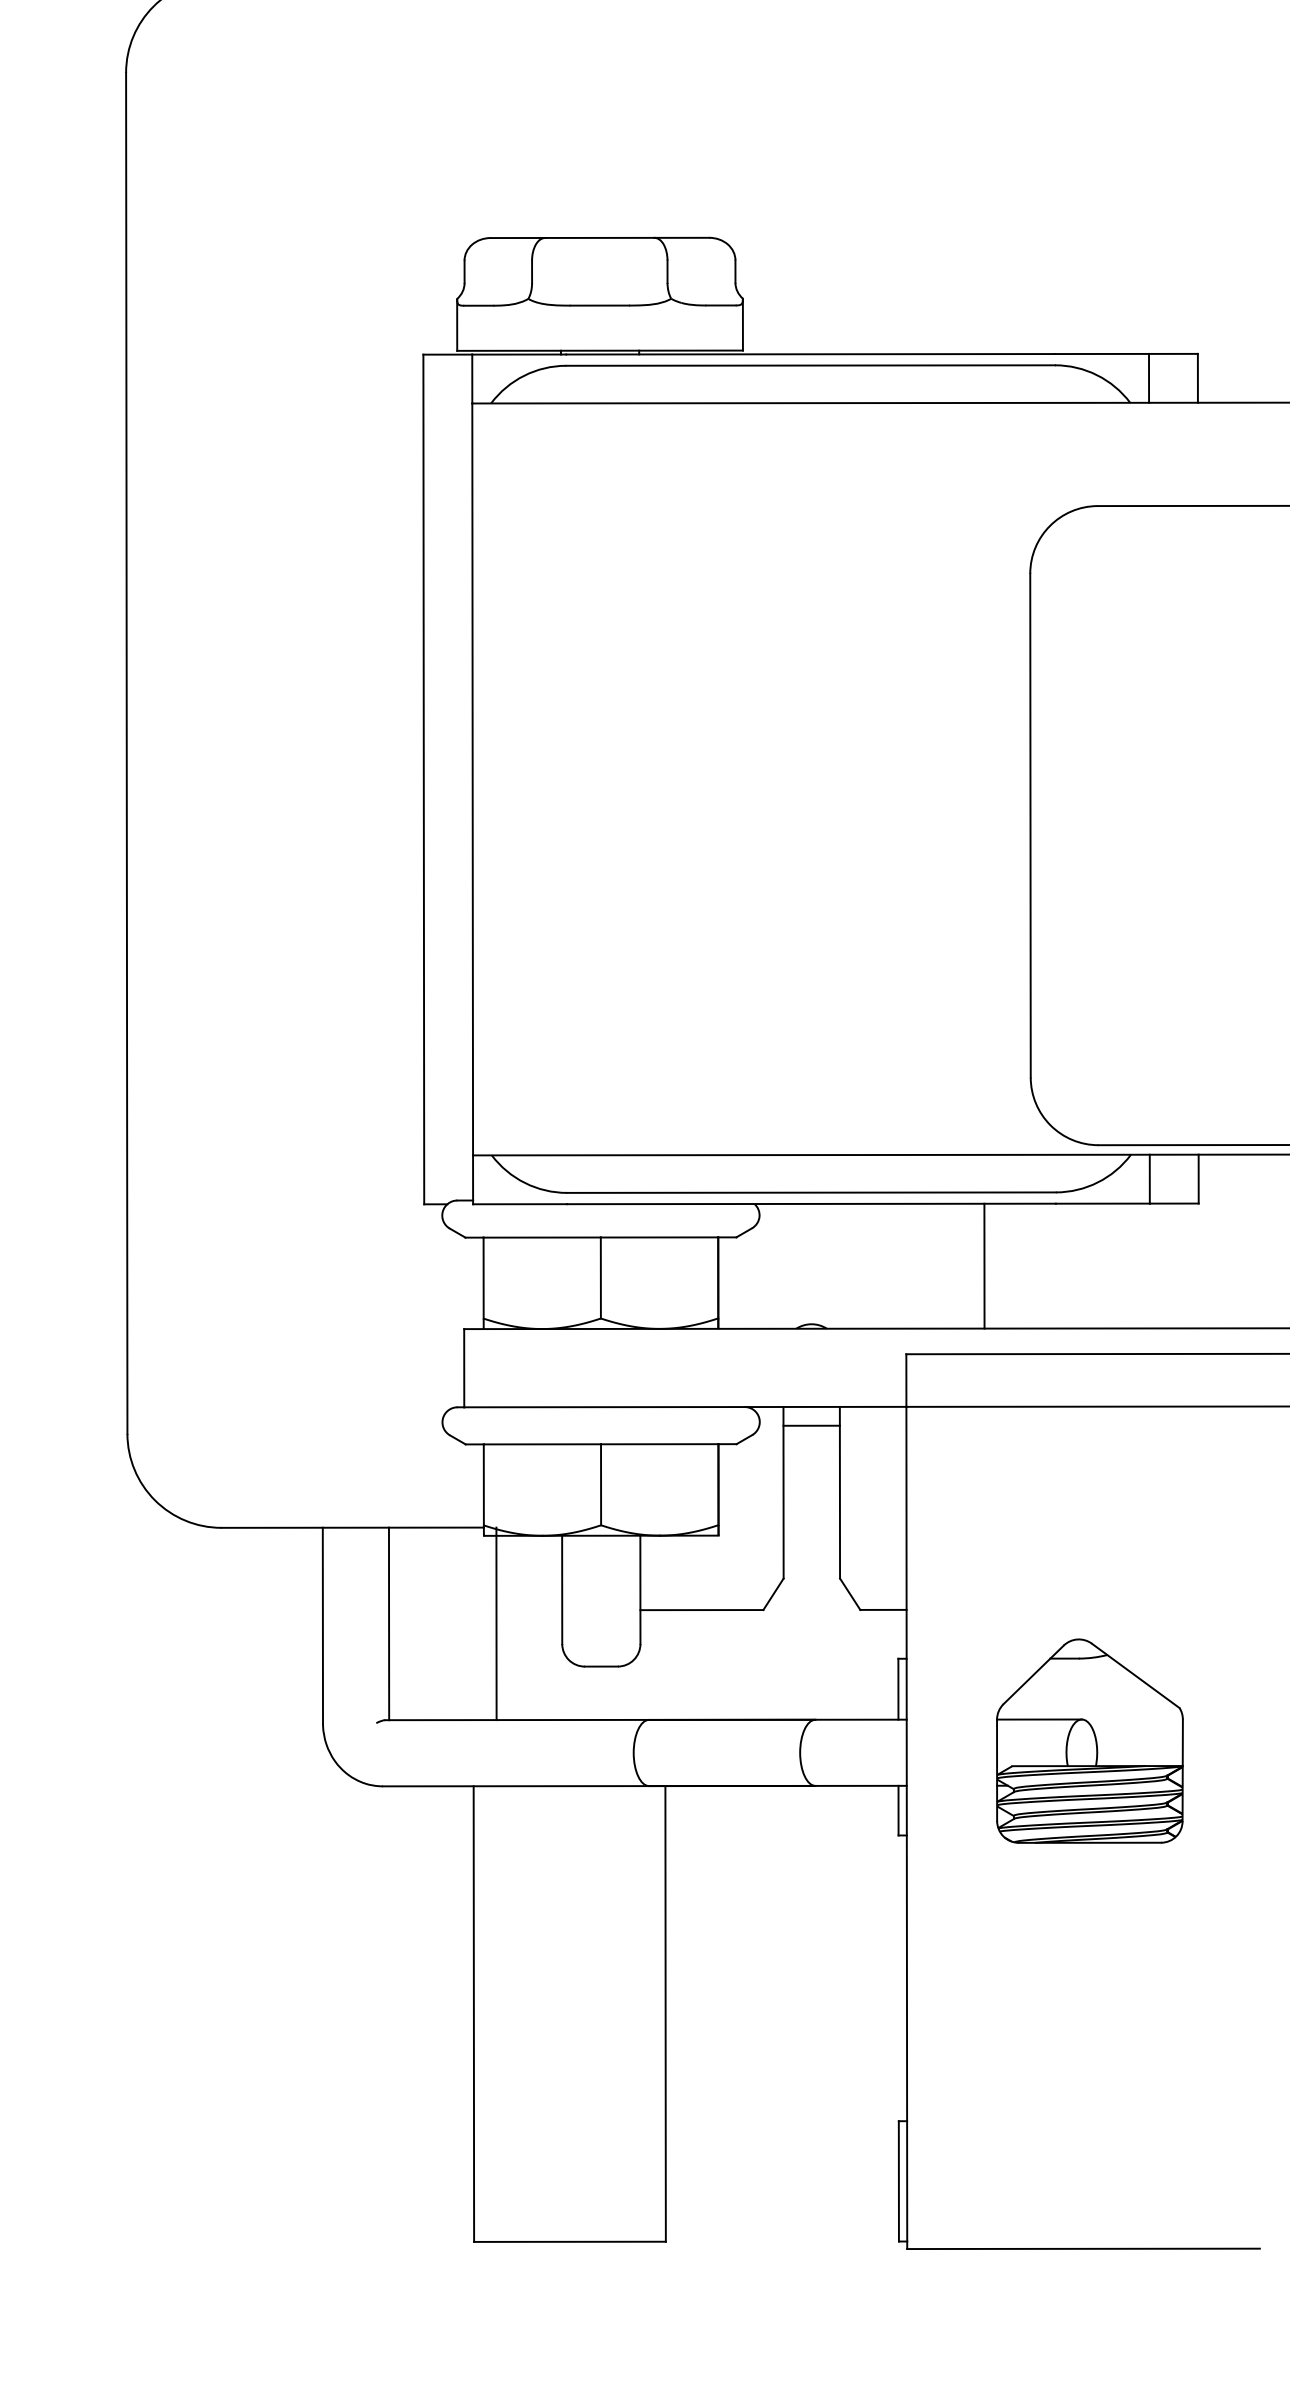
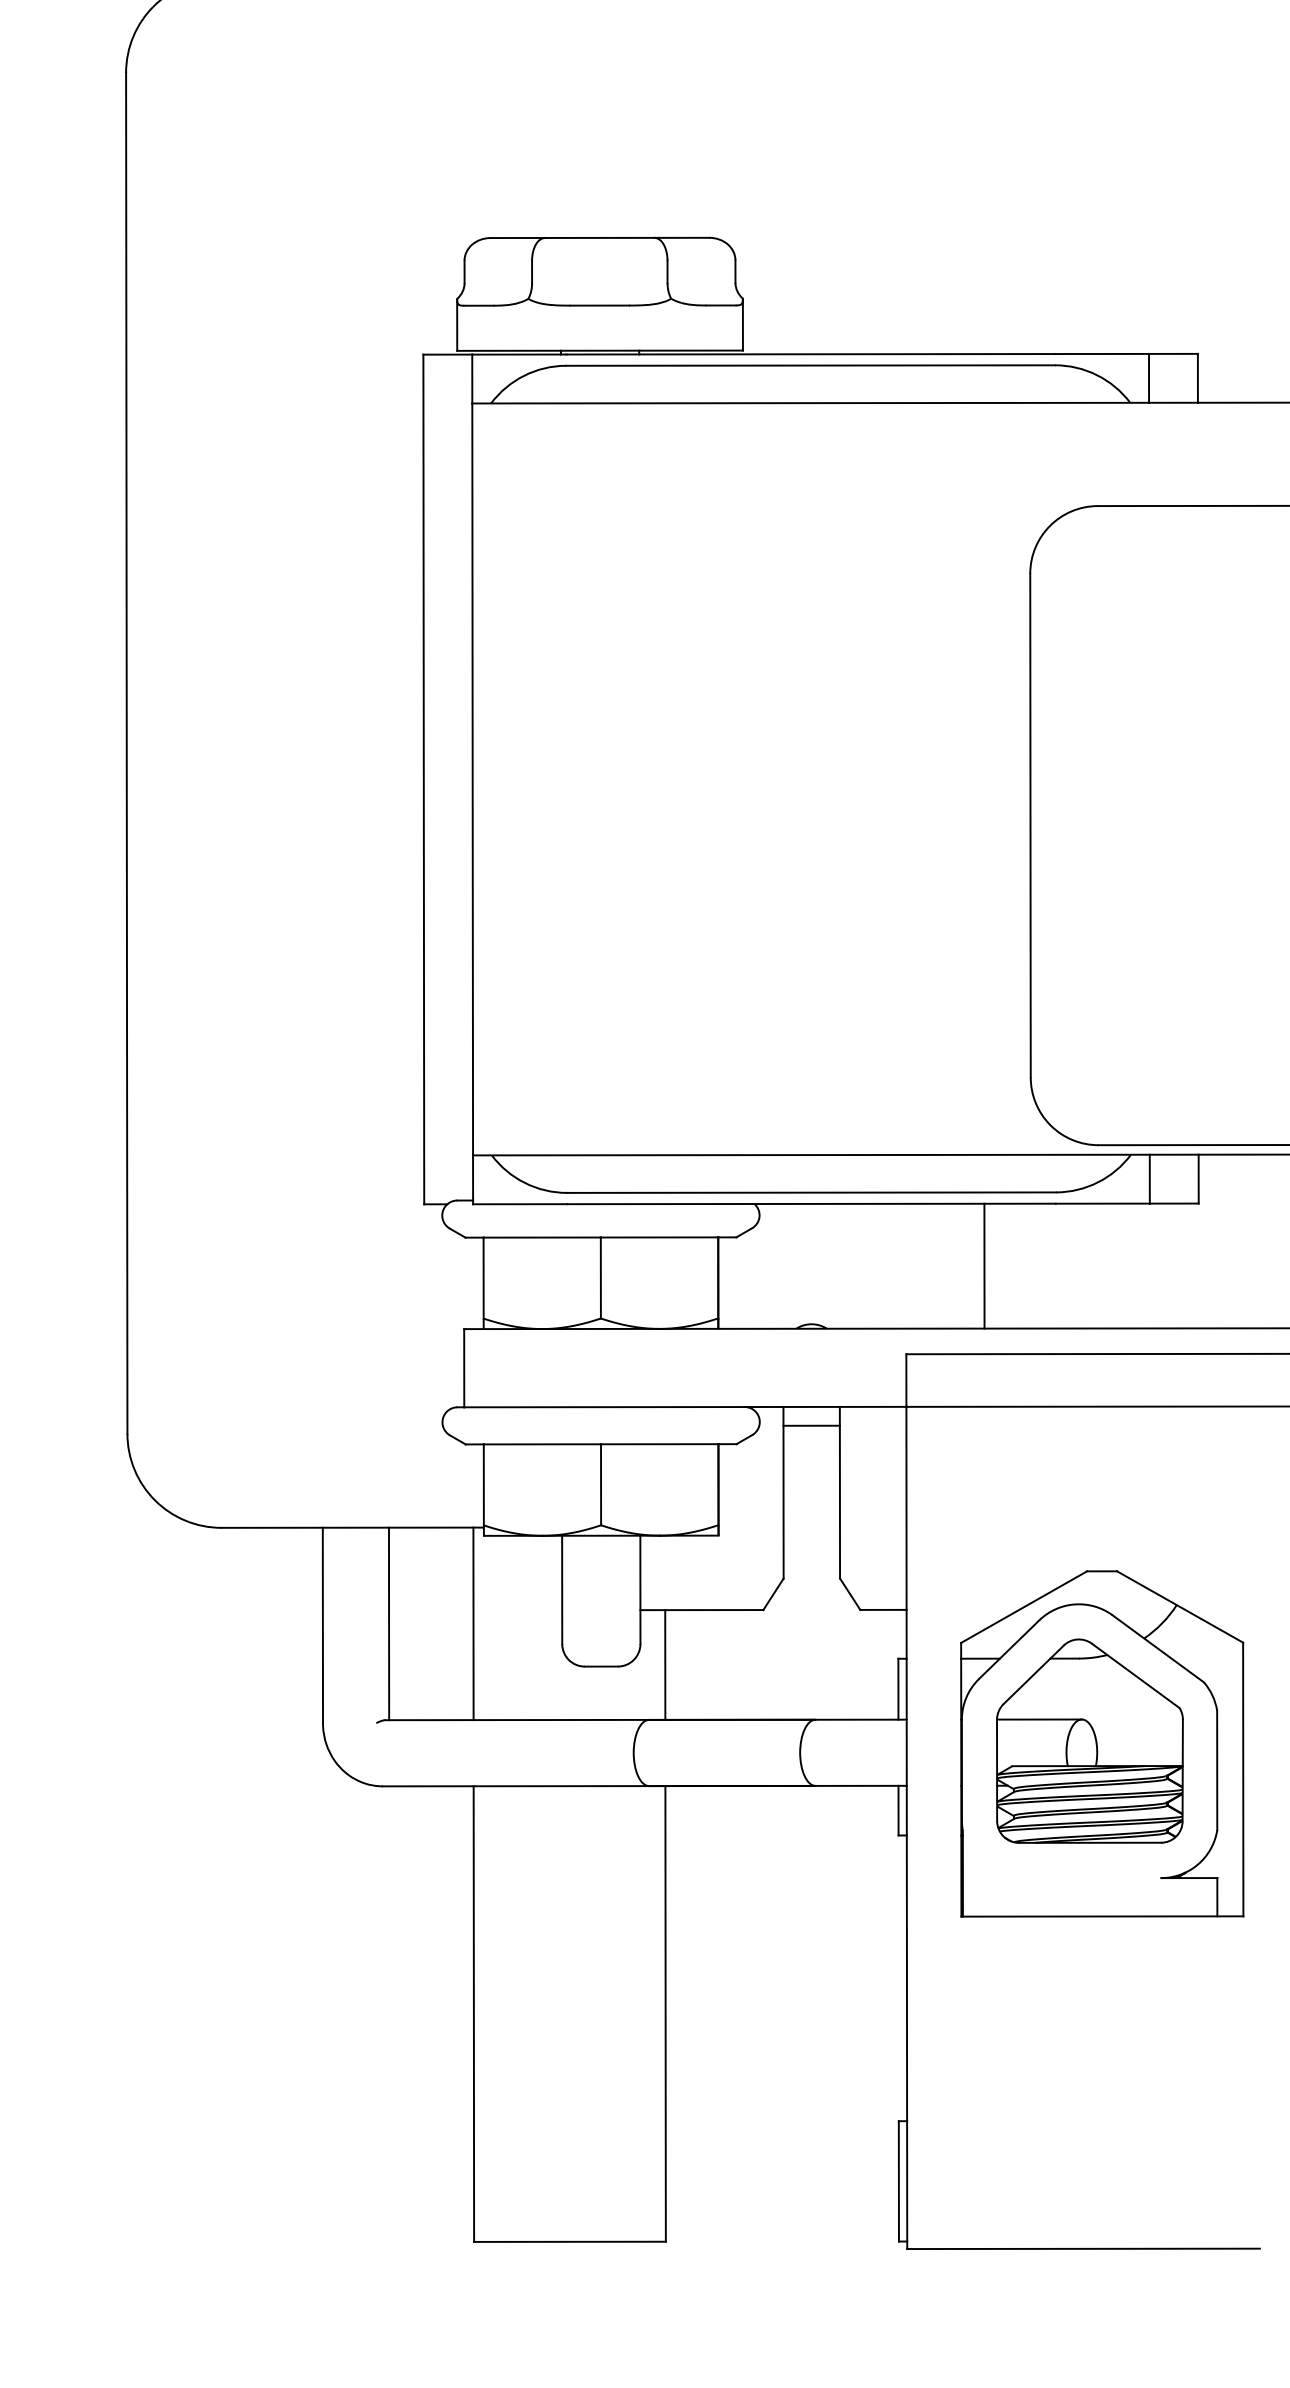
line position: (496, 1623) -> (473, 1623) (473, 1623)
line: none -> present (665, 1664)
part: none -> present (1102, 1743)
